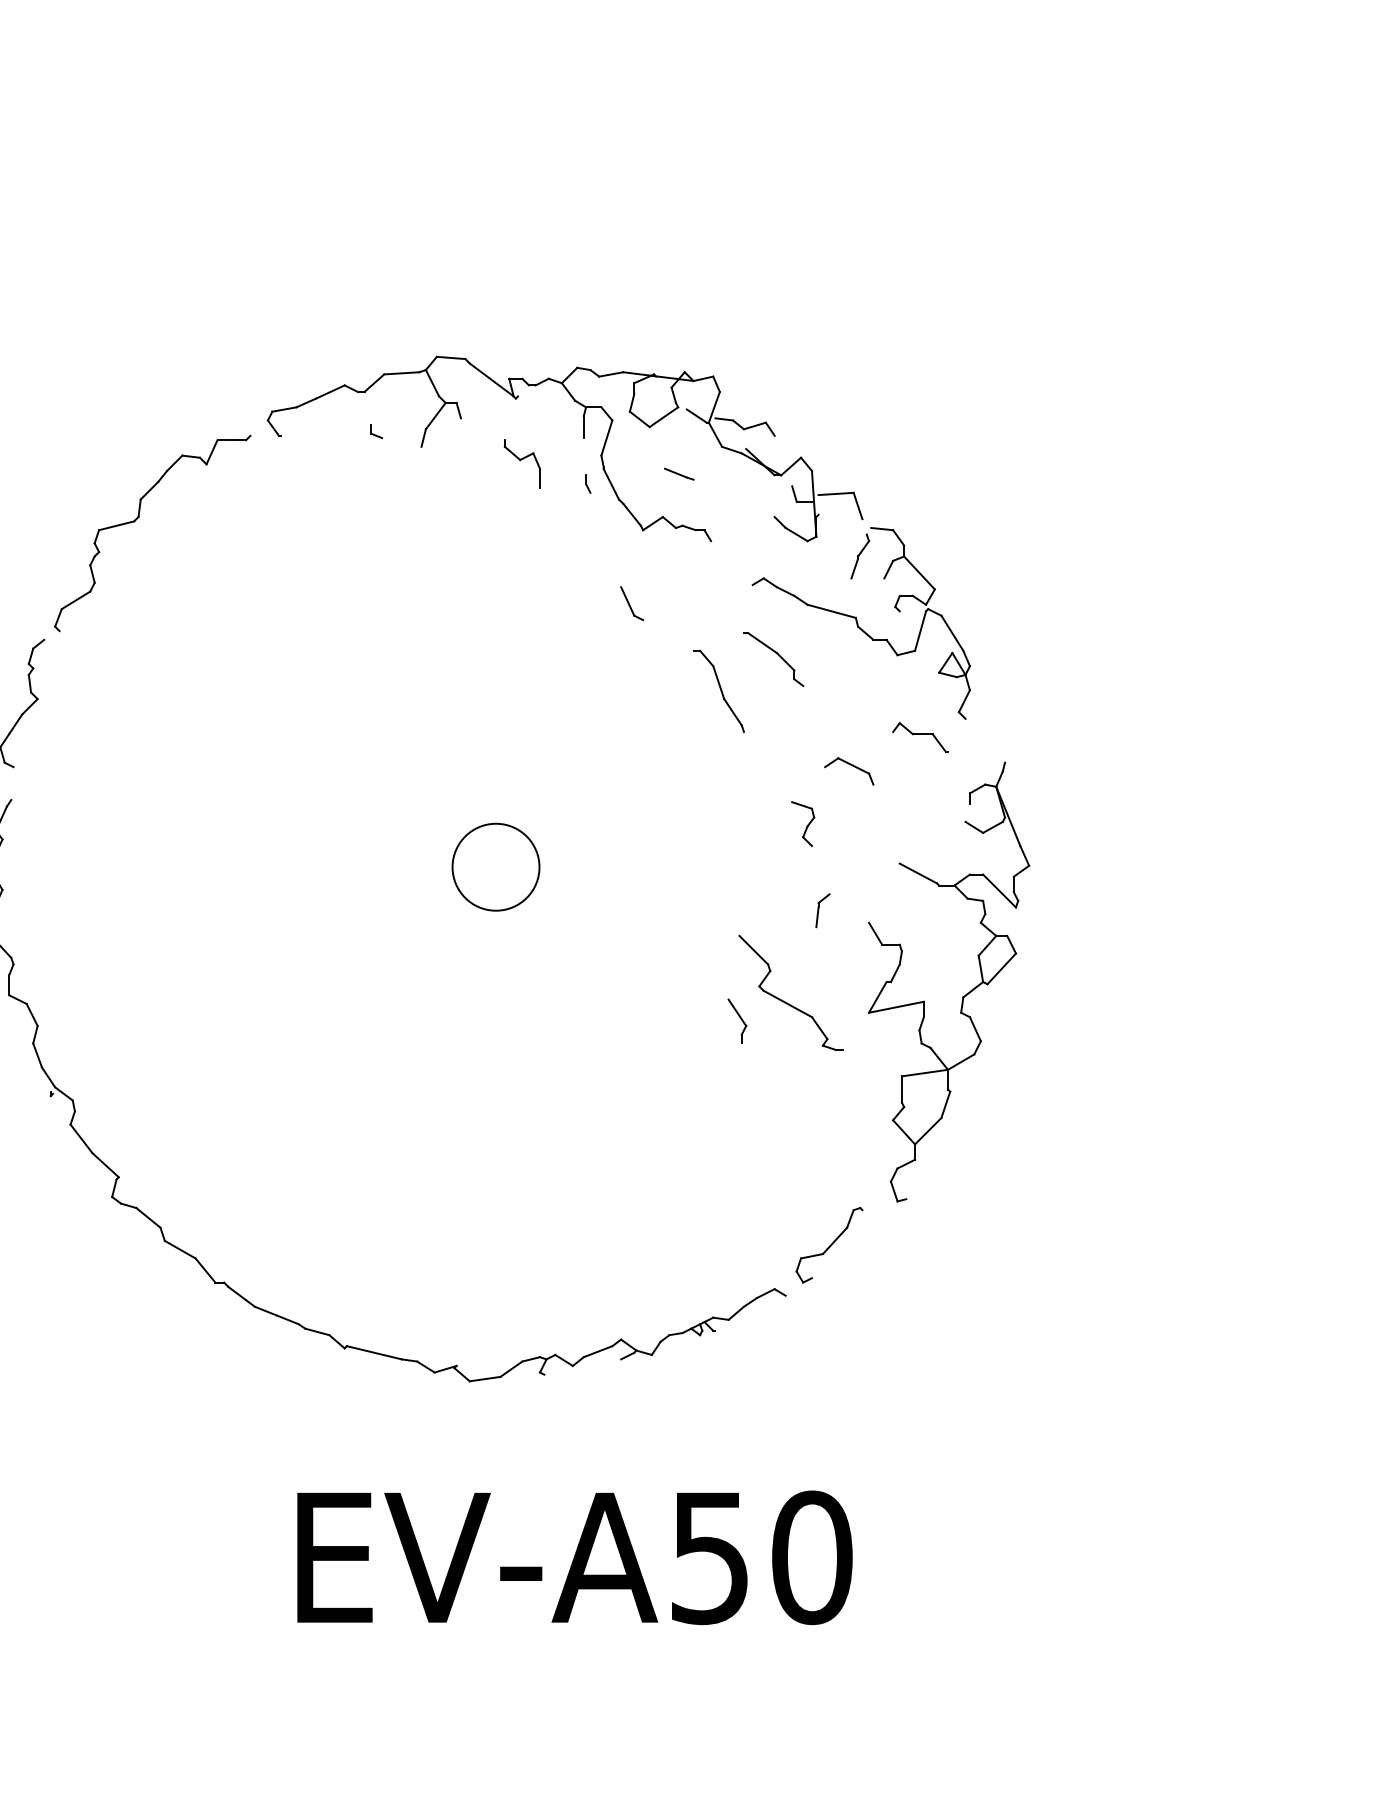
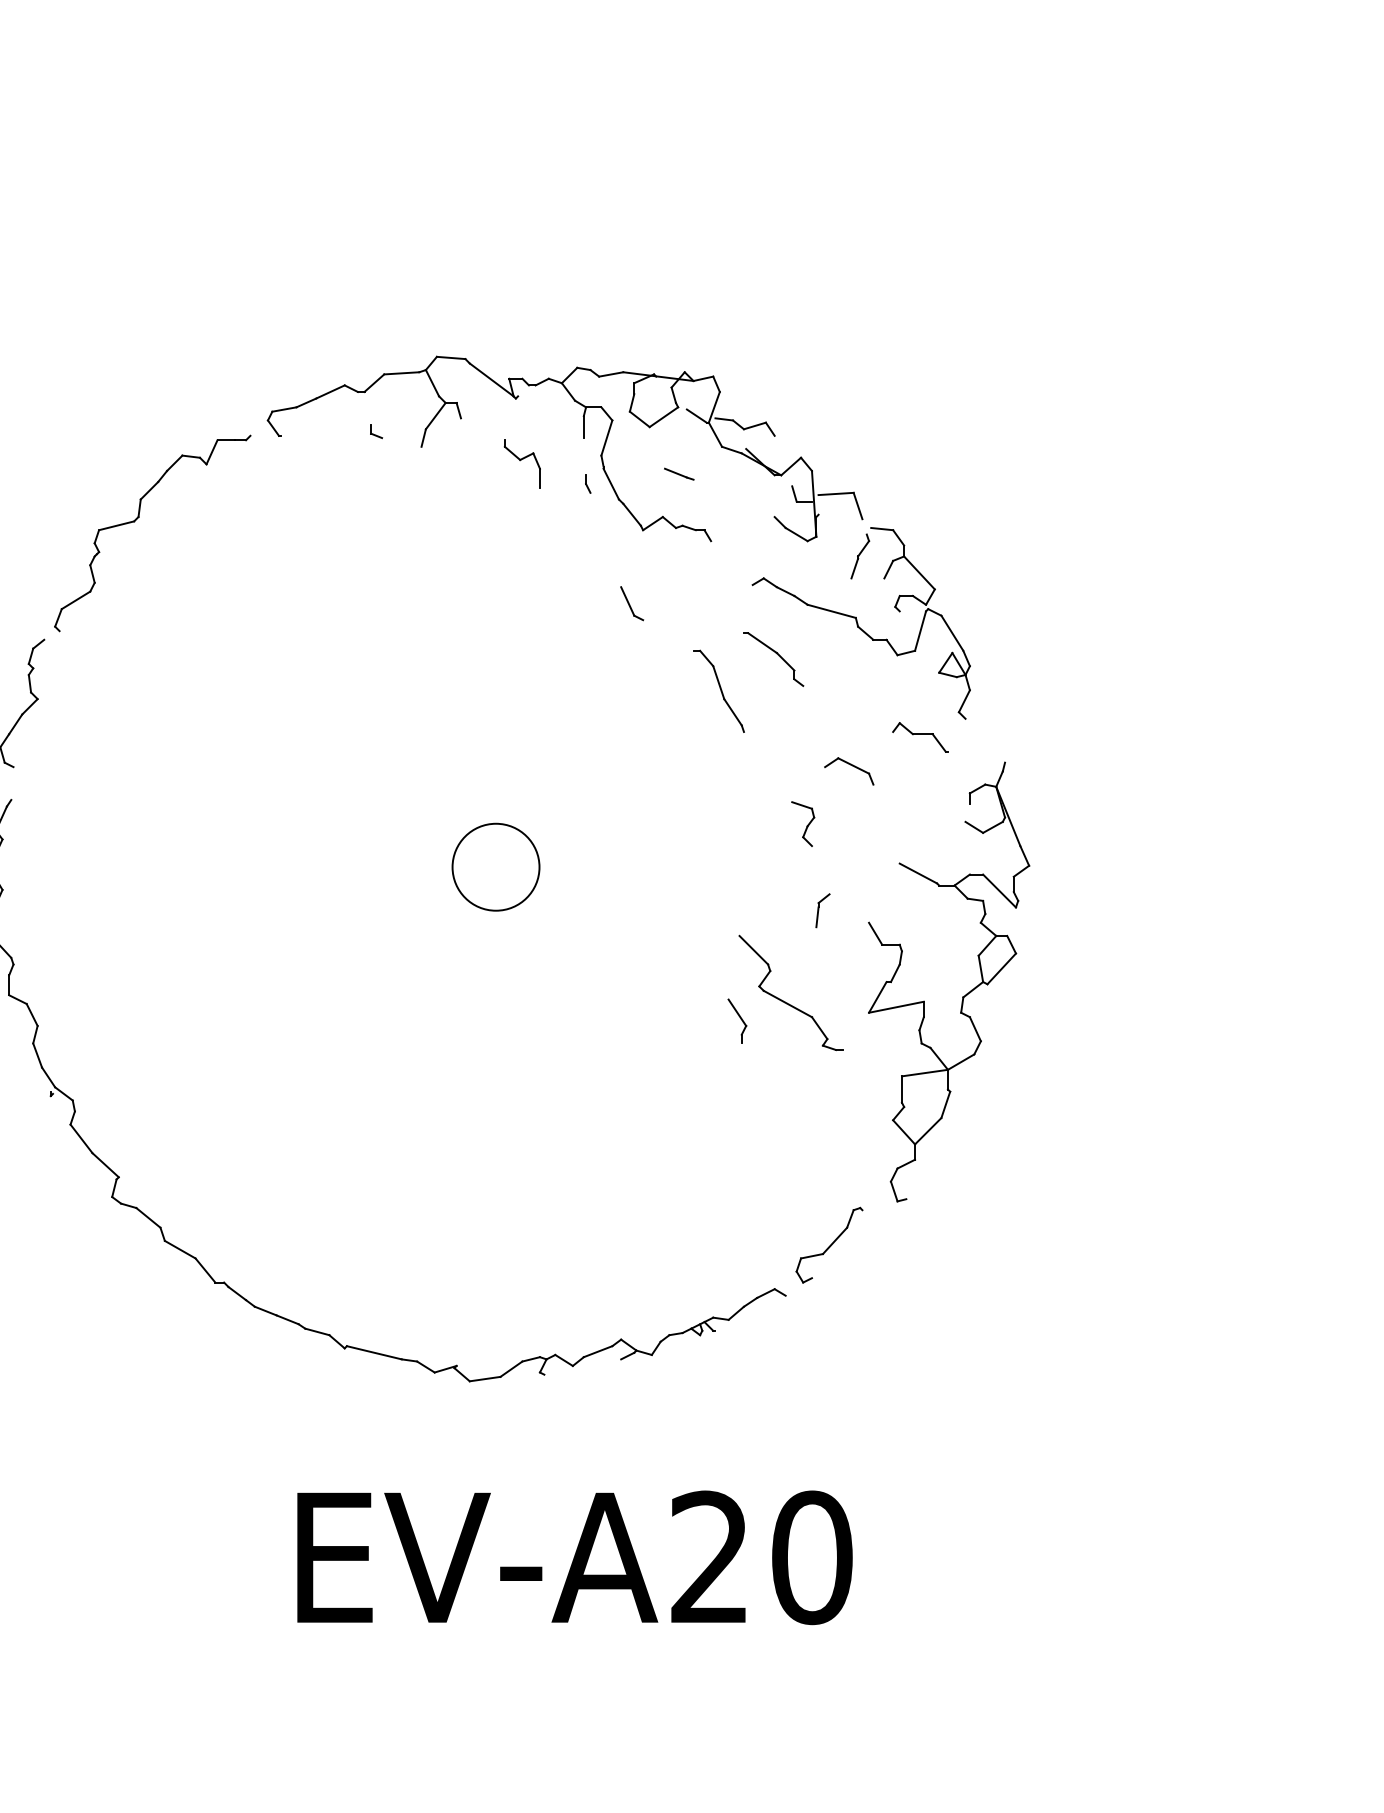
text: EV-A50 -> EV-A20 (709, 1557)
